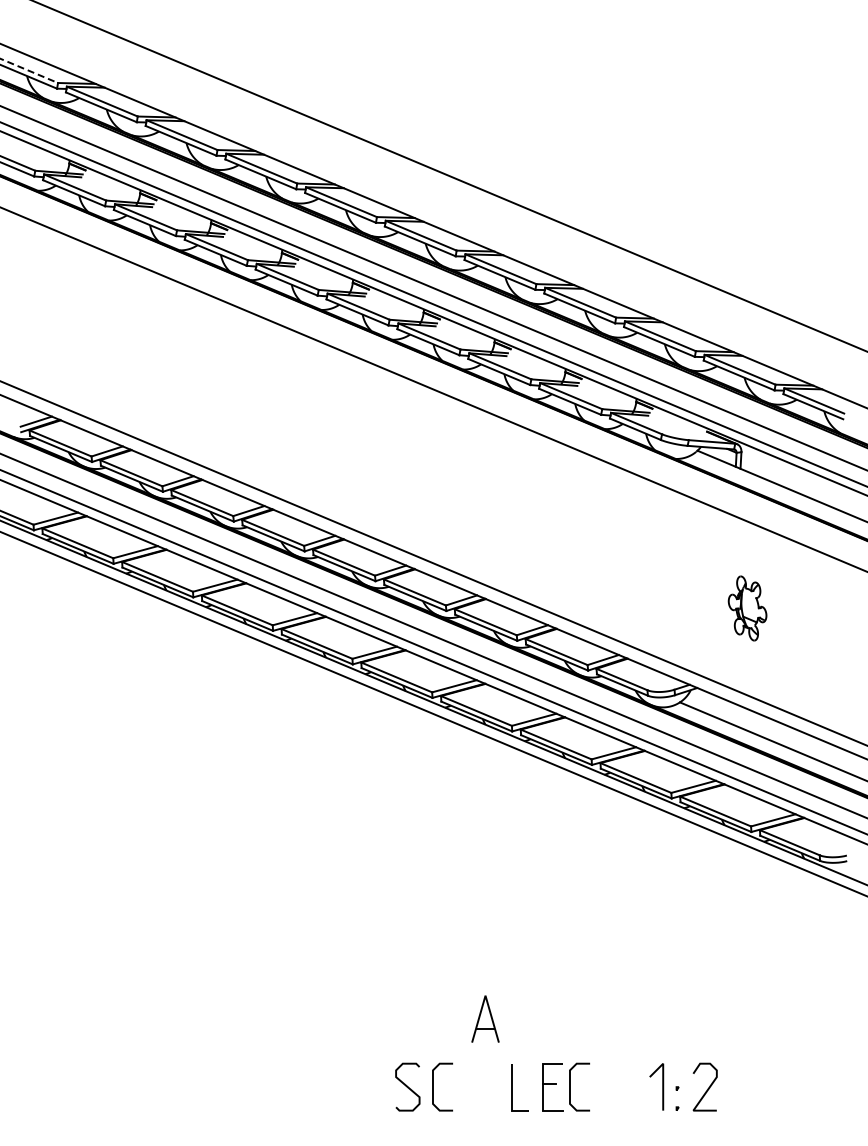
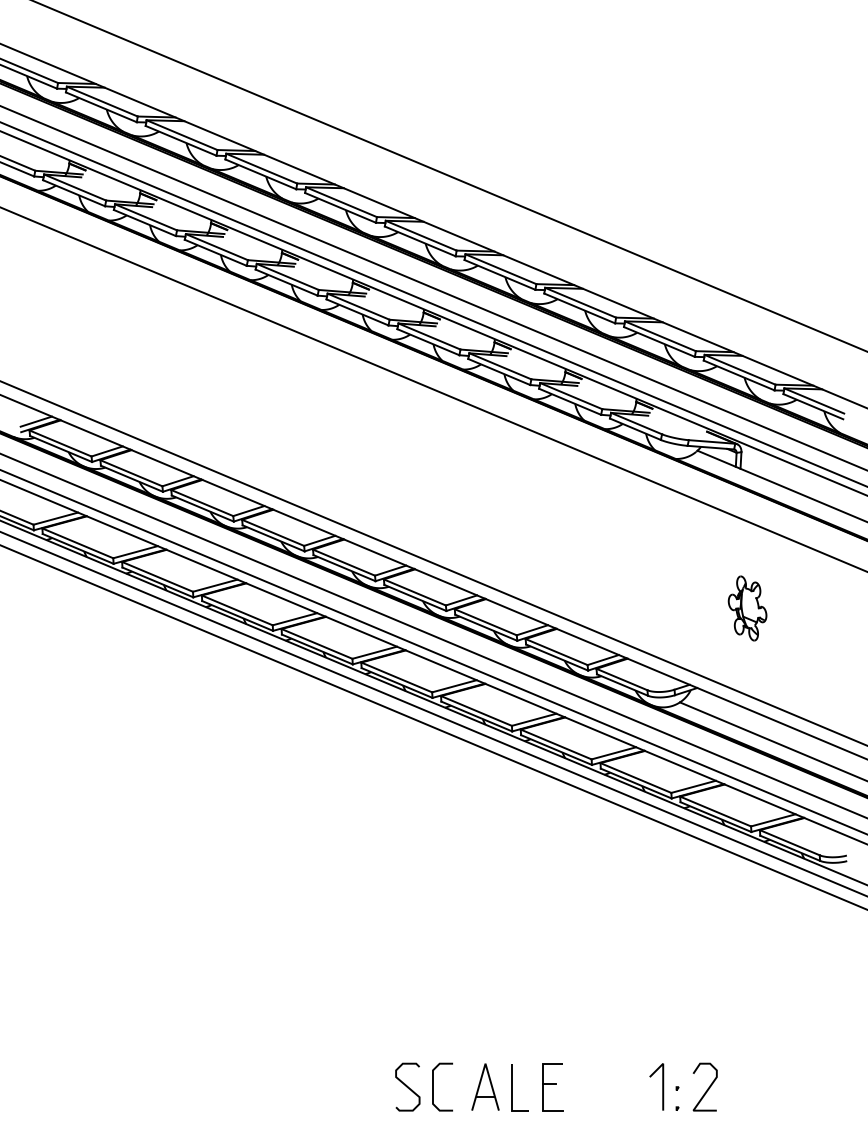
line: dashed -> solid (29, 71)
line: none -> present (433, 727)
part position: (485, 1018) -> (485, 1086) (485, 1086)
curve: present -> none (570, 1086)
